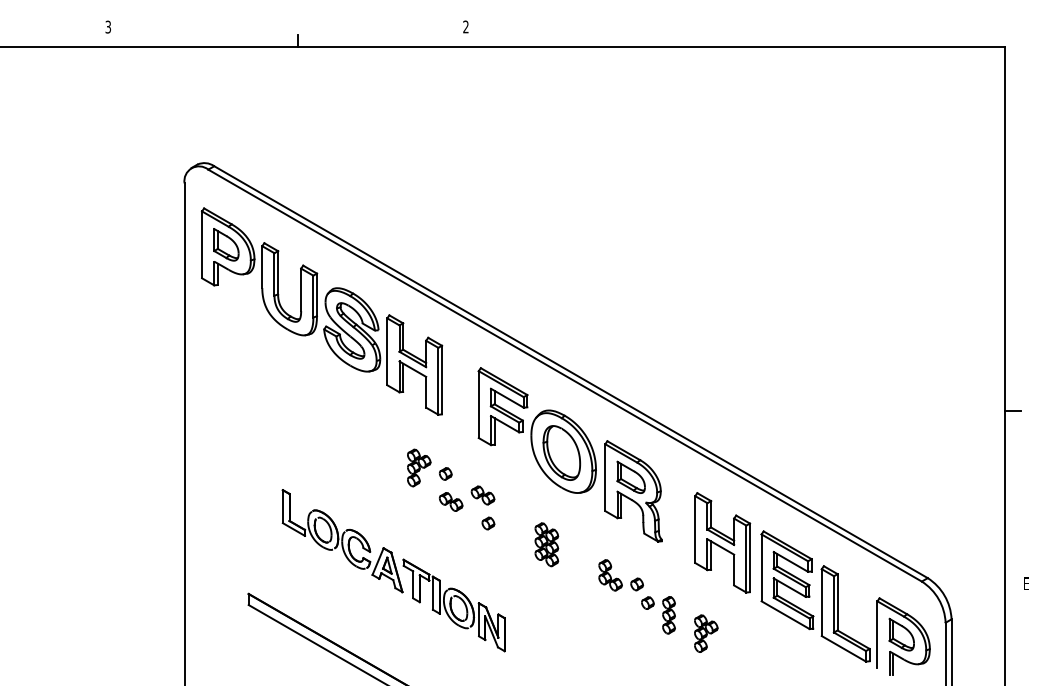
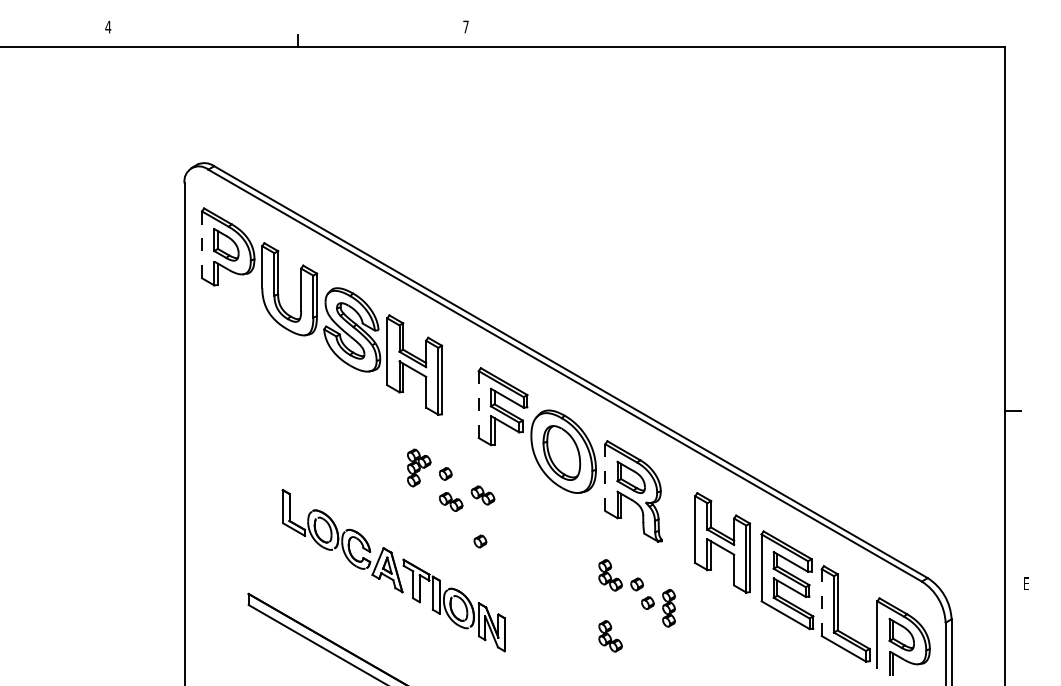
text: 3 -> 4 (108, 26)
text: 2 -> 7 (465, 26)
line: solid -> dashed (202, 244)
line: solid -> dashed (478, 404)
line: solid -> dashed (605, 477)
part position: (488, 523) -> (480, 541) (480, 541)
part: present -> none (546, 544)
line: solid -> dashed (821, 602)
part position: (668, 615) -> (668, 608) (668, 608)
part: present -> none (706, 633)
part: none -> present (610, 636)
